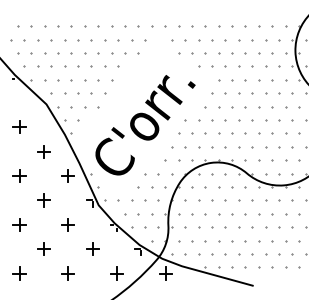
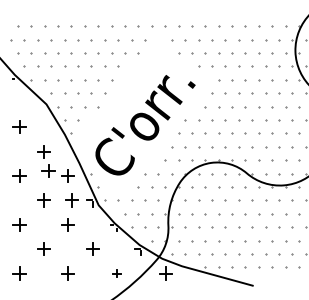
part: none -> present (48, 170)
part: none -> present (71, 200)
part size: 14x15 px -> 10x9 px (116, 273)
